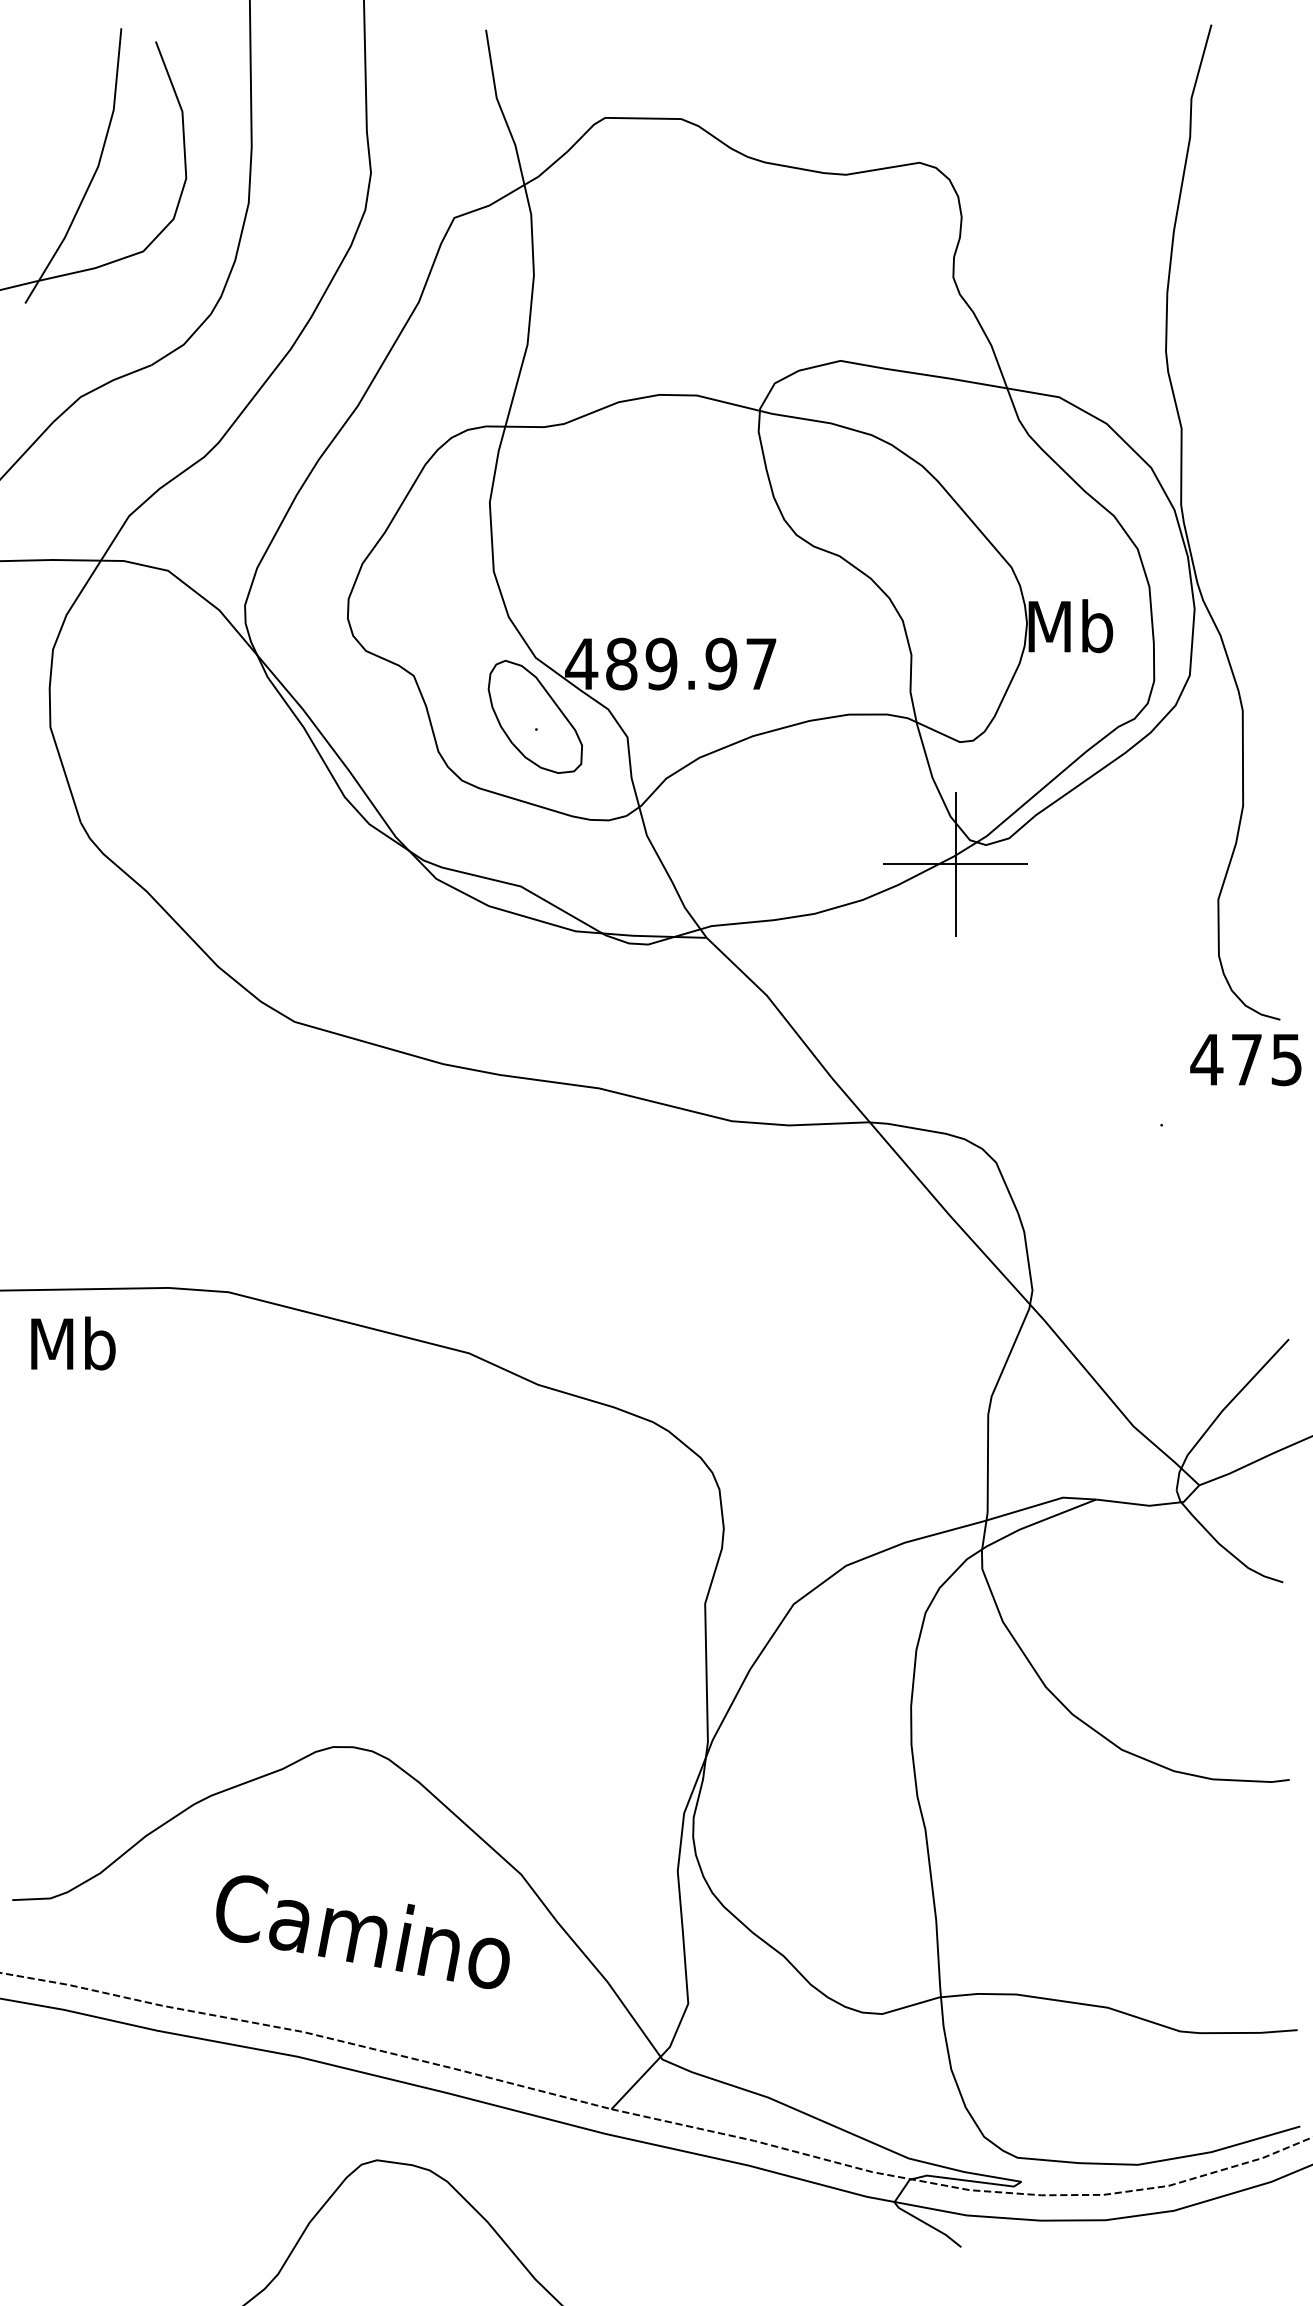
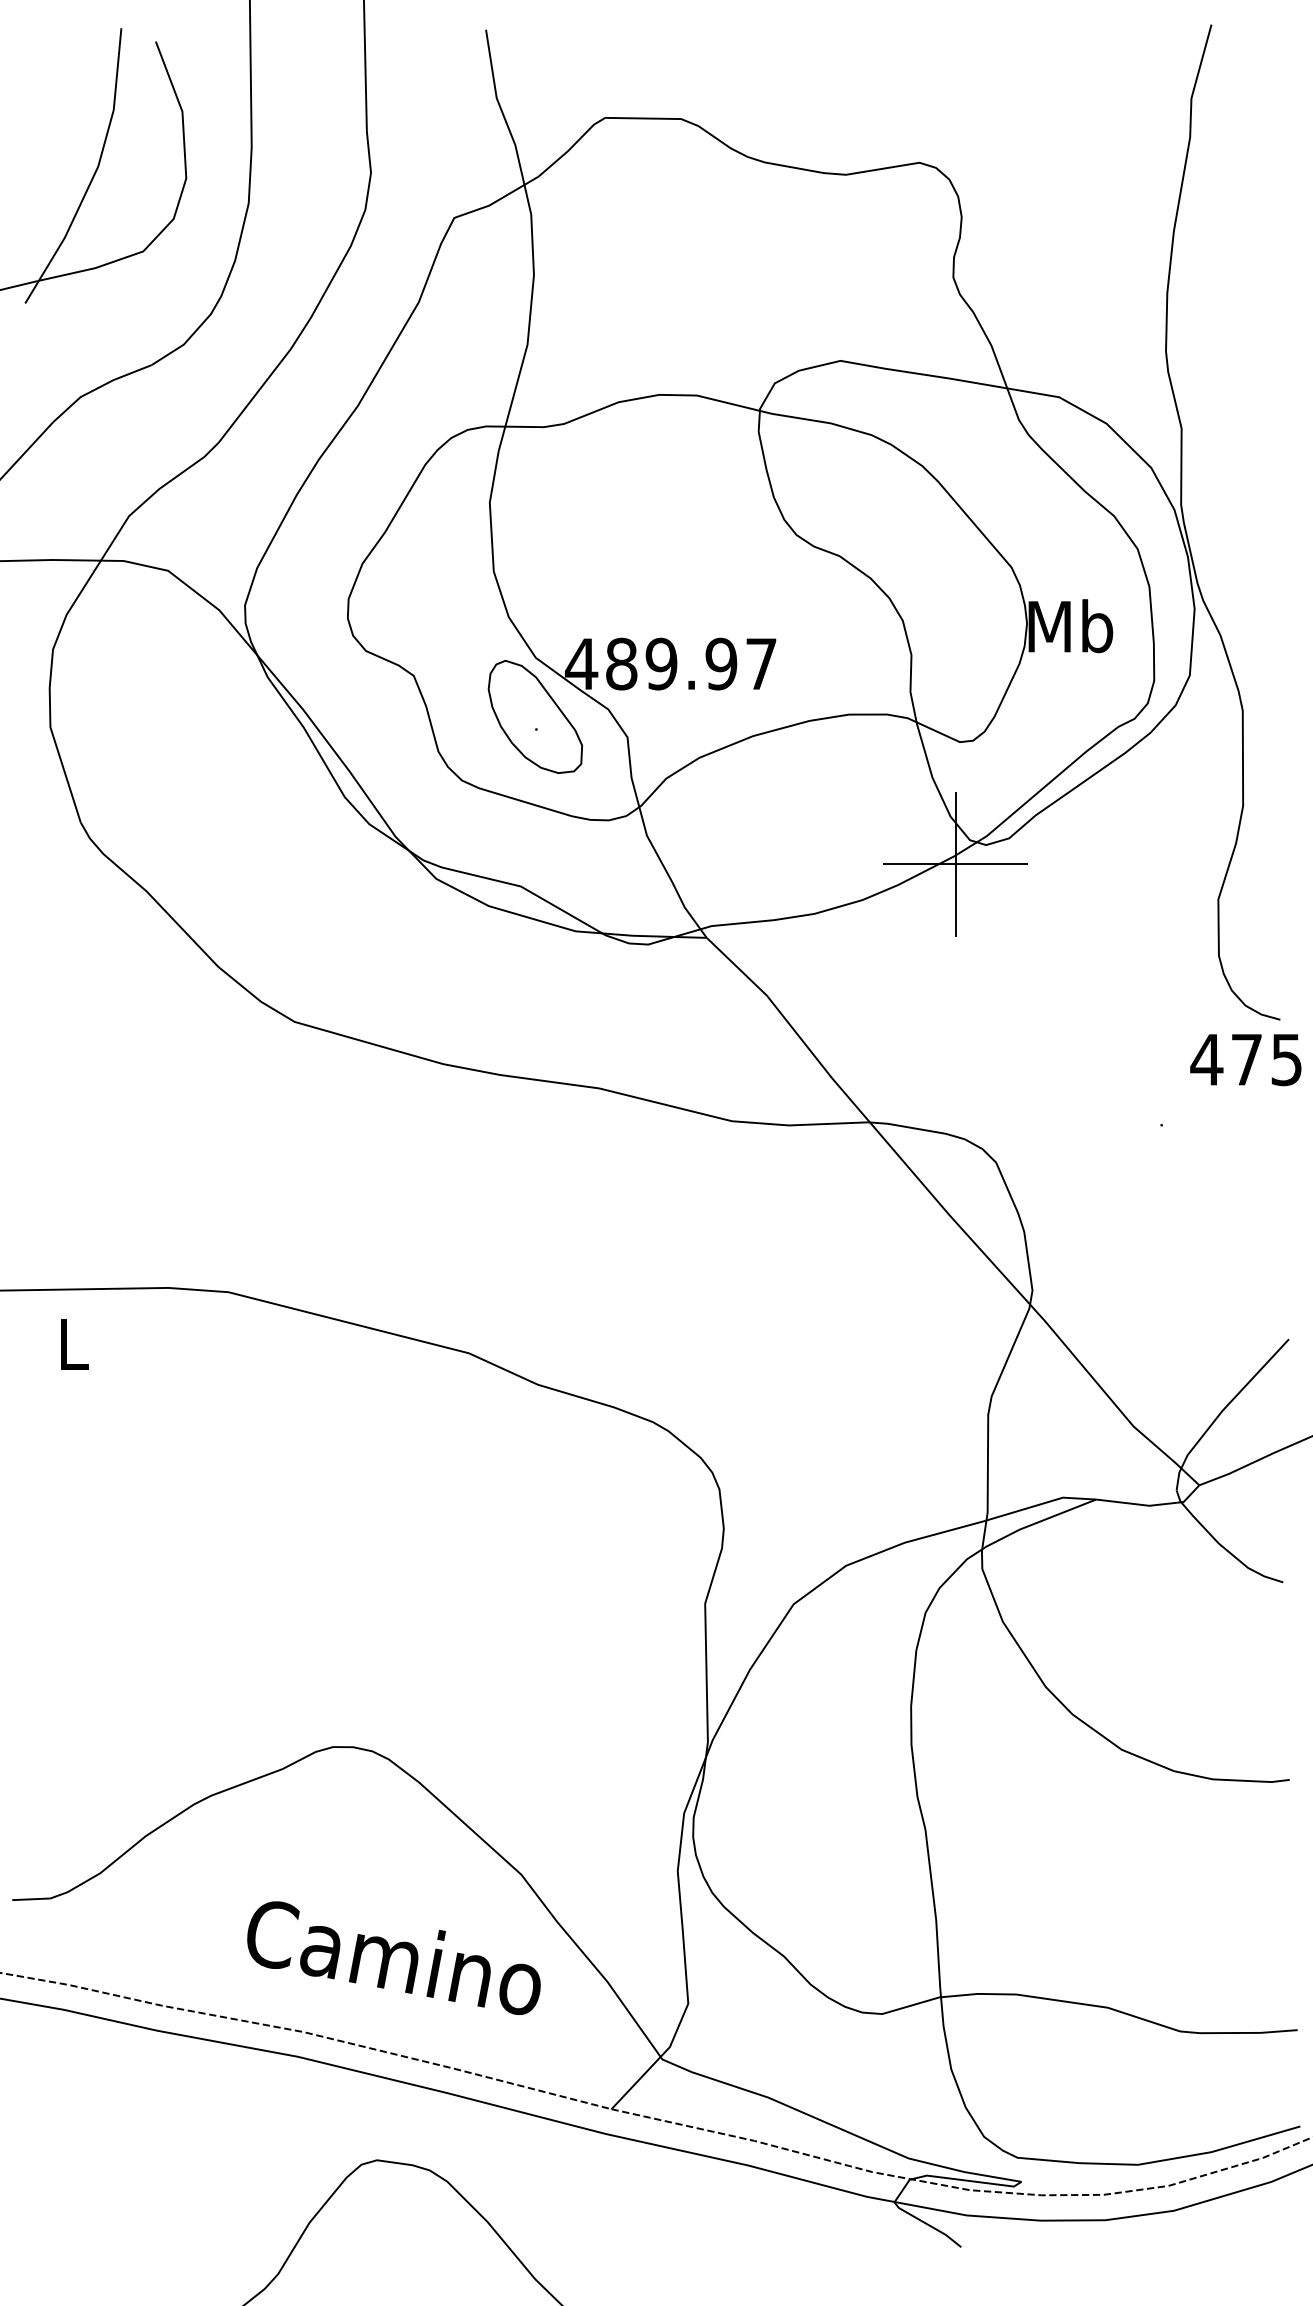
text: Mb -> L (73, 1343)
text position: (362, 1931) -> (393, 1957) (393, 1957)
